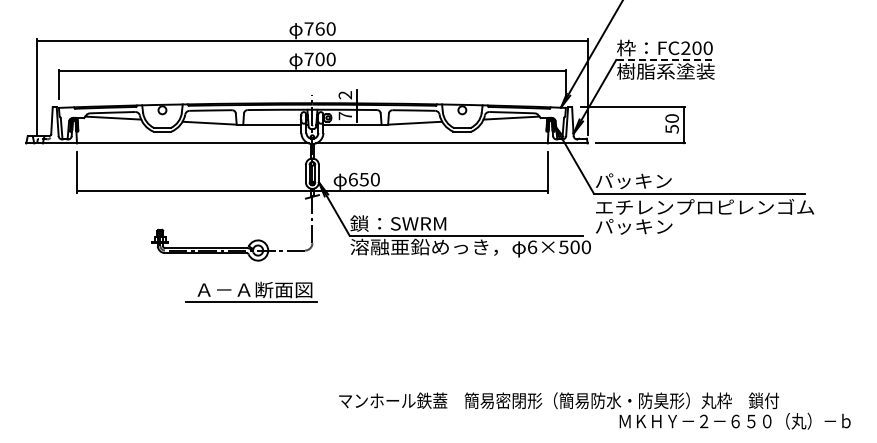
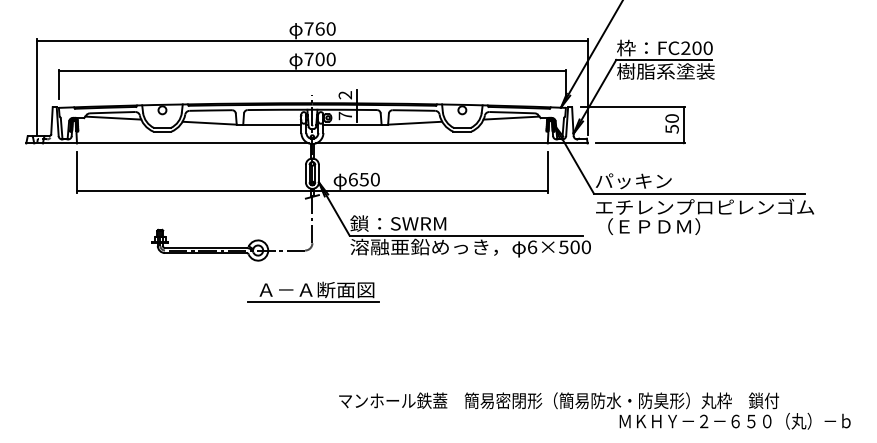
line: dashed -> solid (664, 59)
text: パッキン -> （ＥＰＤＭ） (648, 226)
part position: (251, 291) -> (313, 291) (313, 291)
